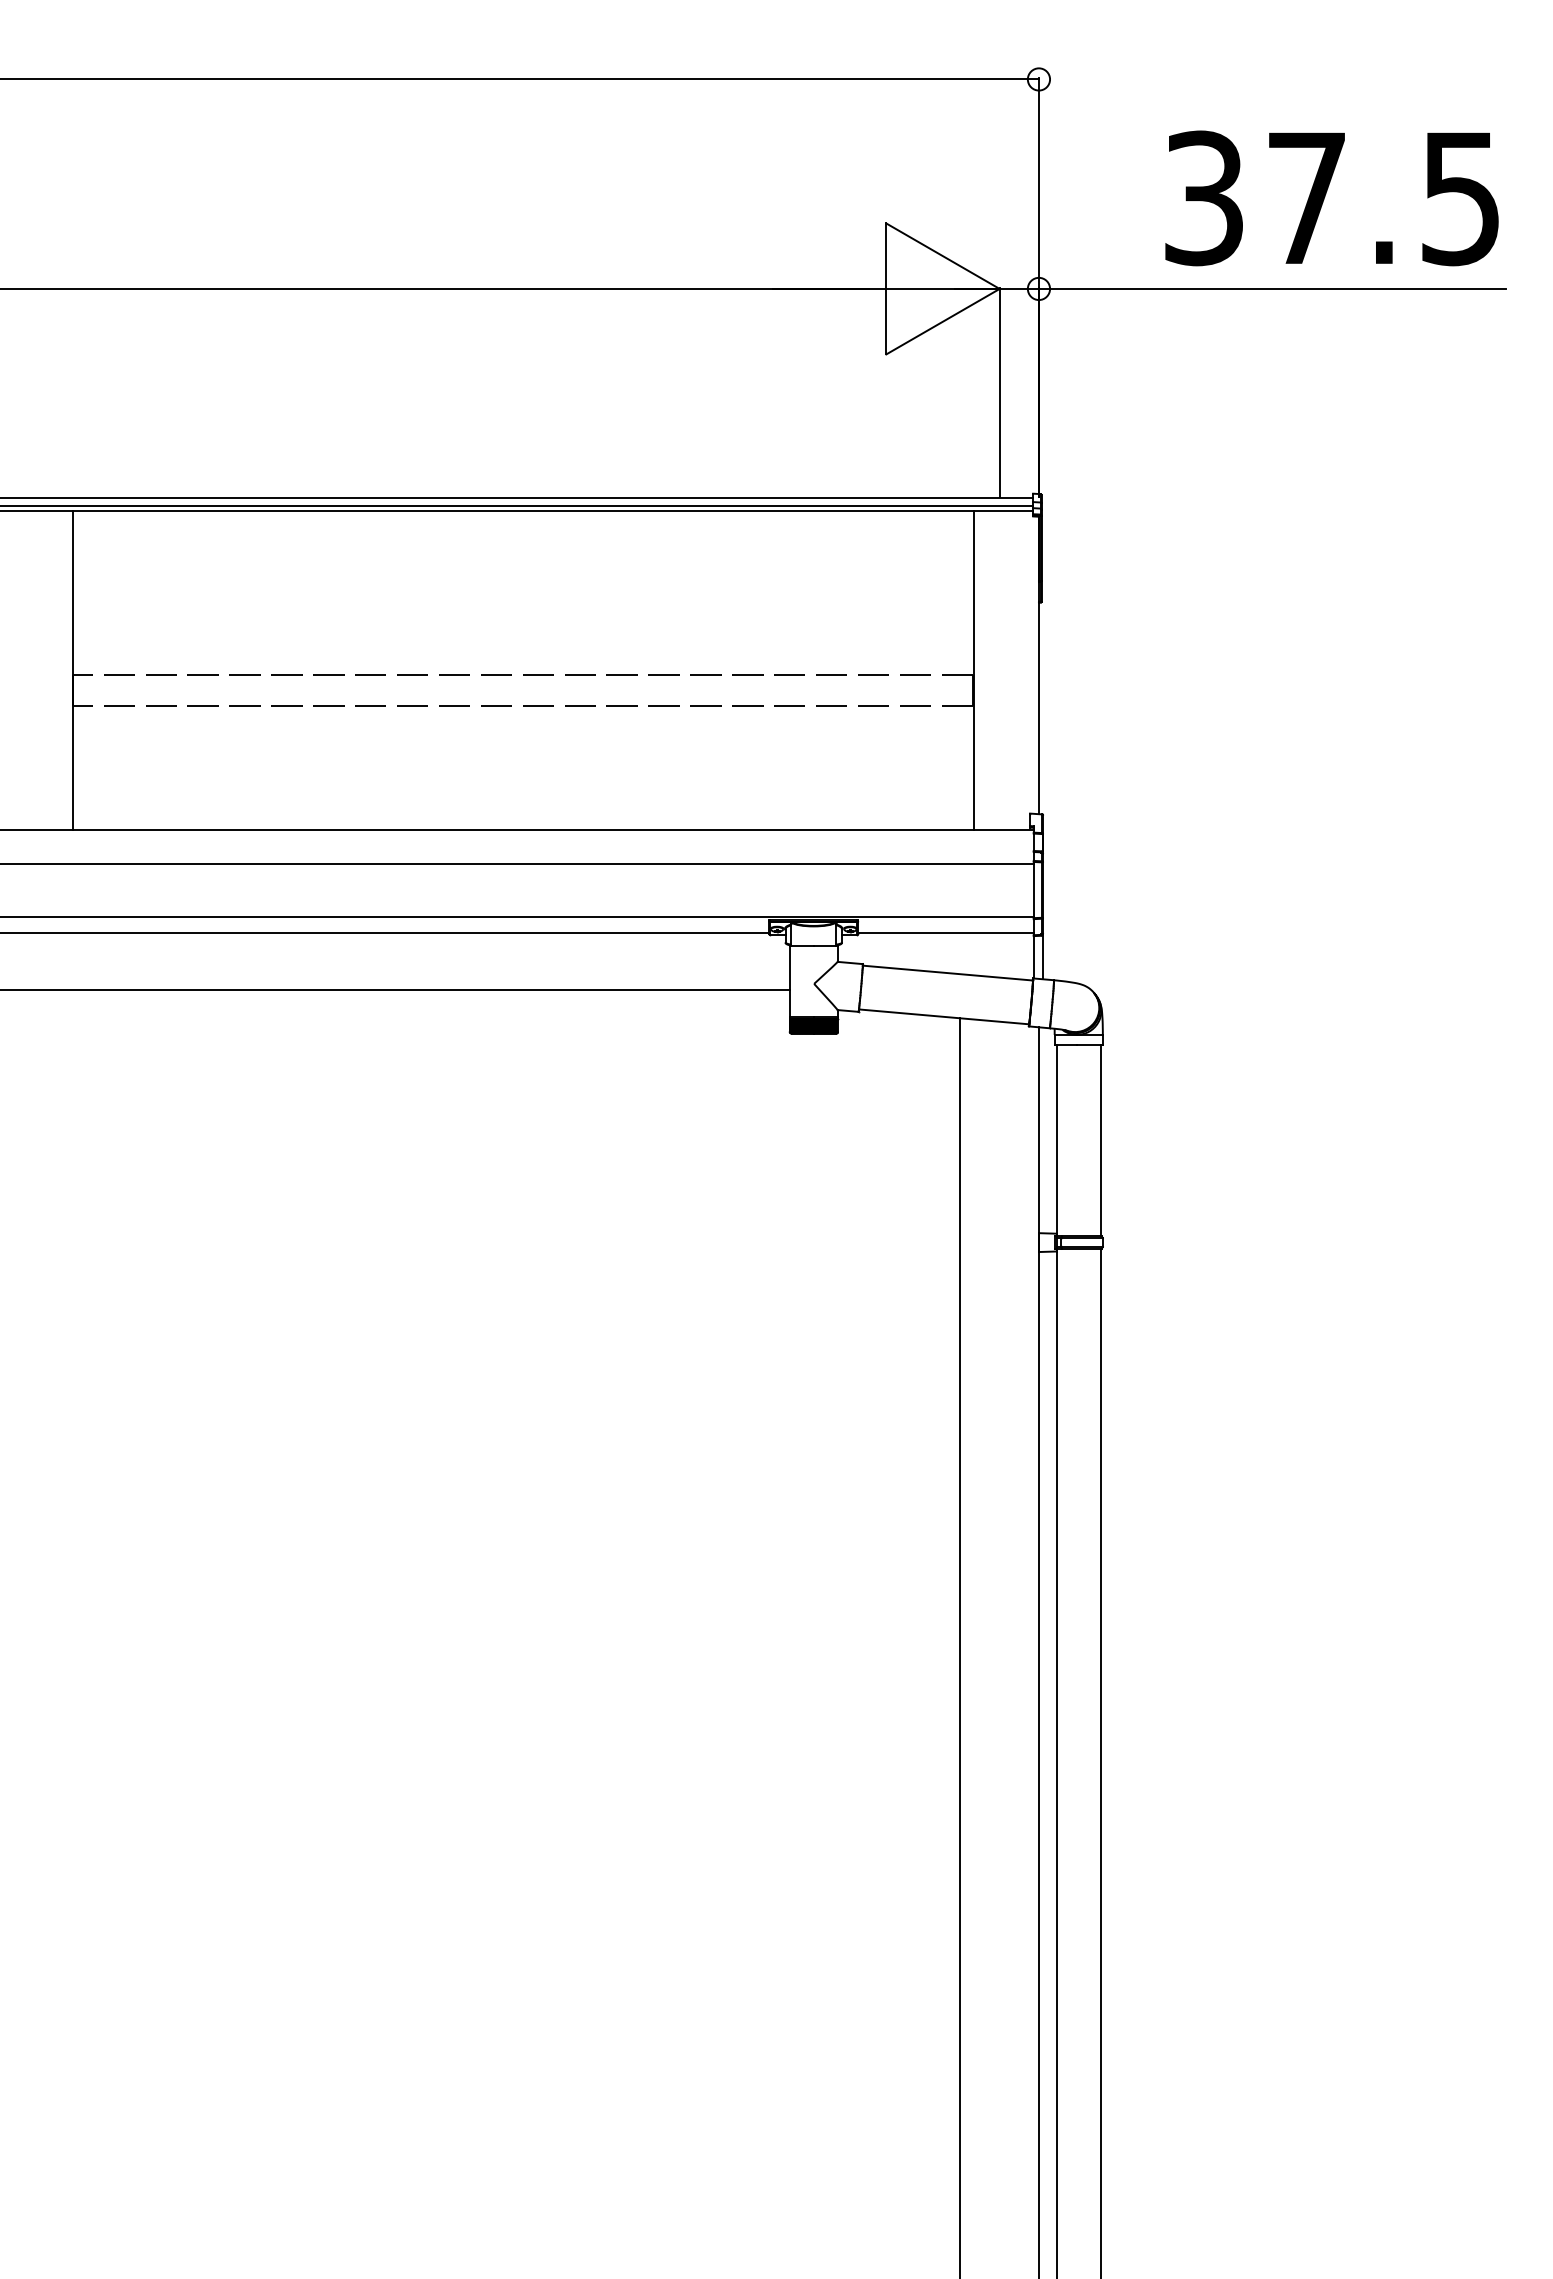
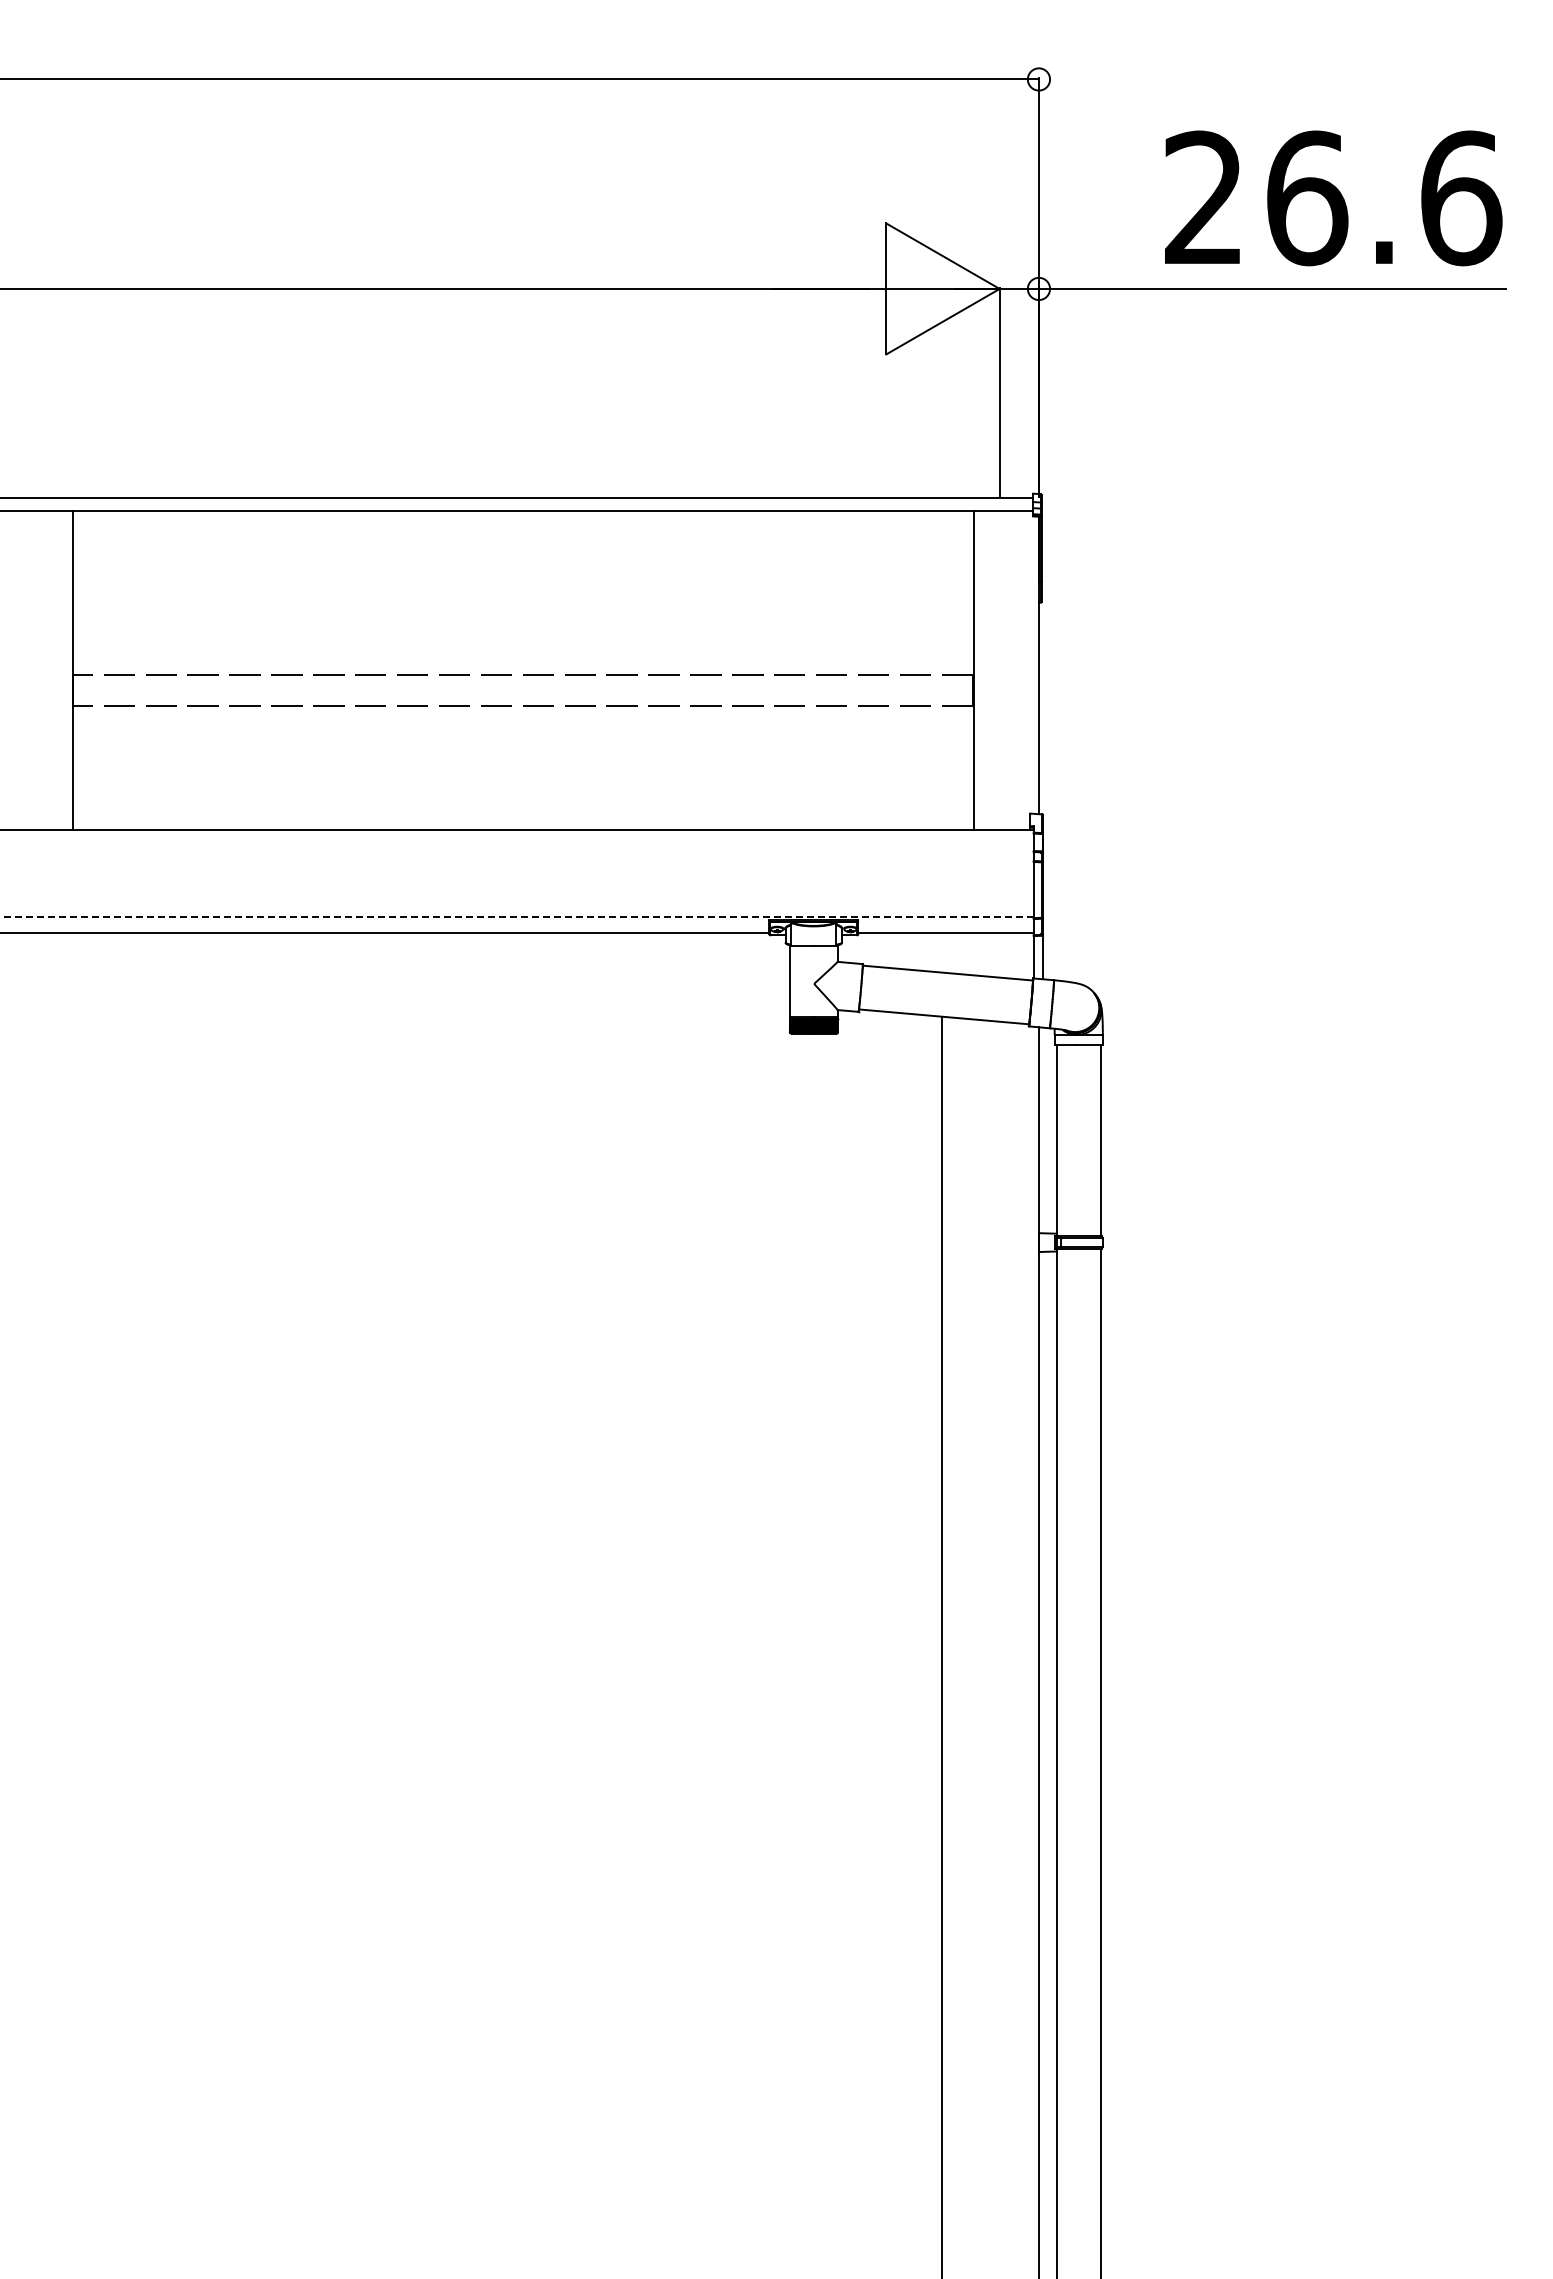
text: 37.5 -> 26.6 (1333, 198)
line: present -> none (517, 505)
line: present -> none (517, 864)
line: solid -> dashed (516, 916)
line: present -> none (395, 990)
line position: (960, 1646) -> (942, 1646) (942, 1646)
